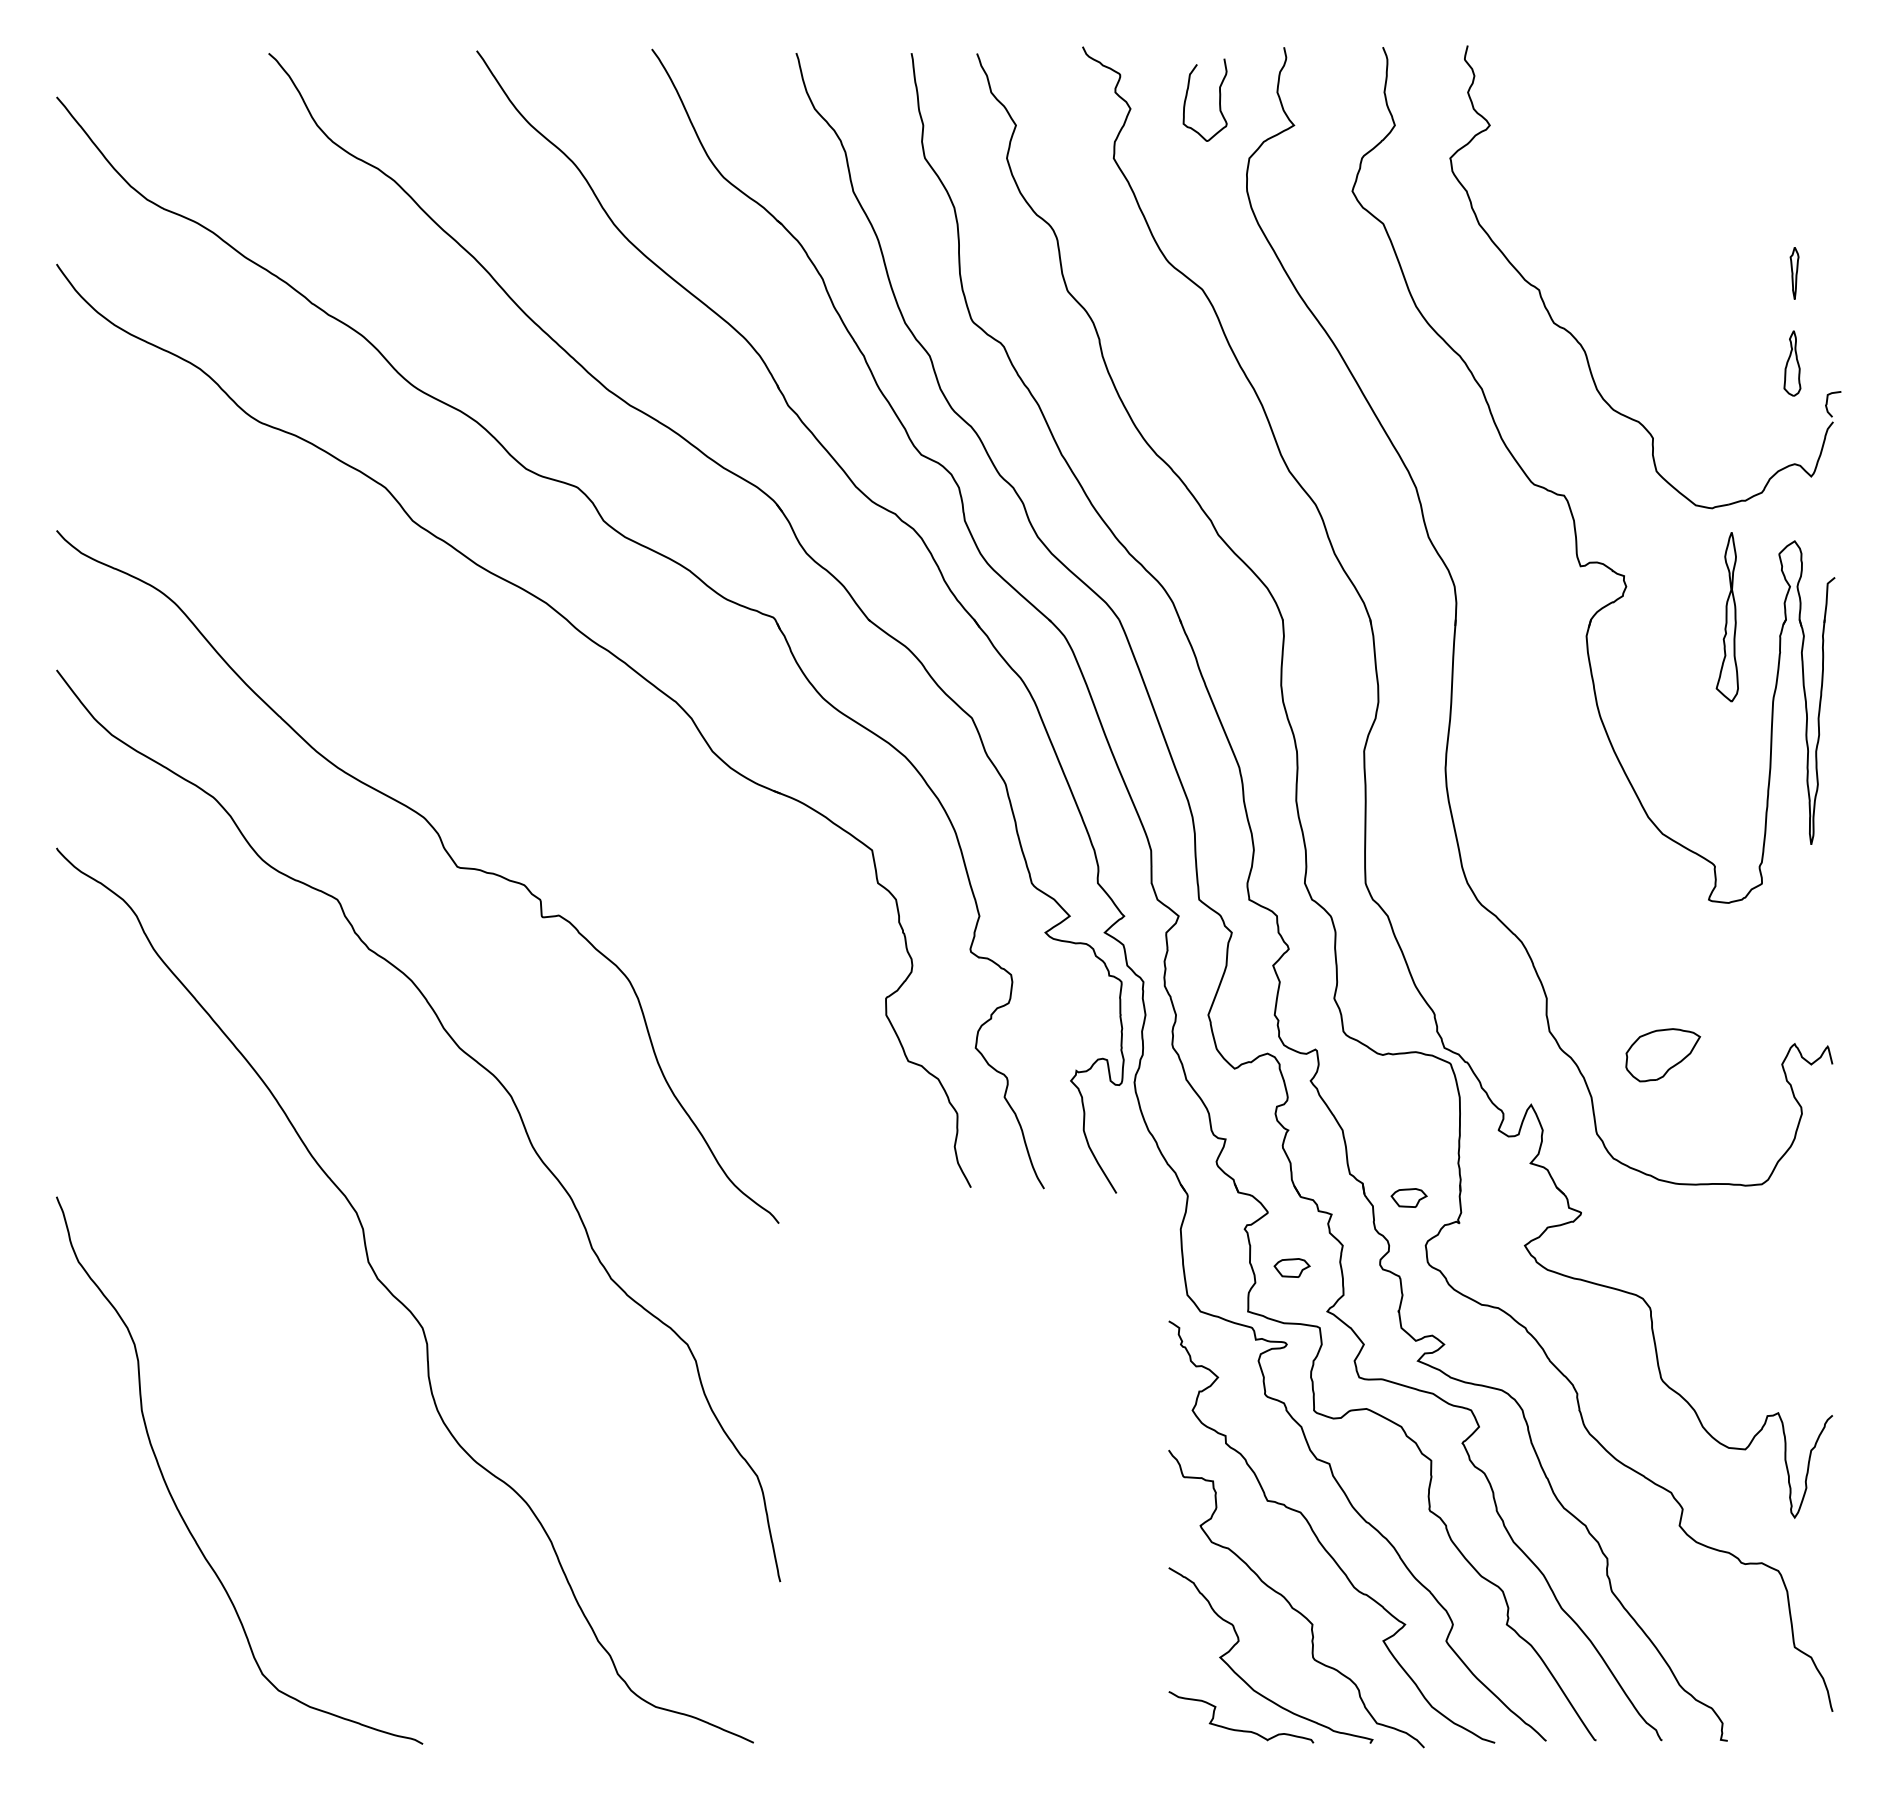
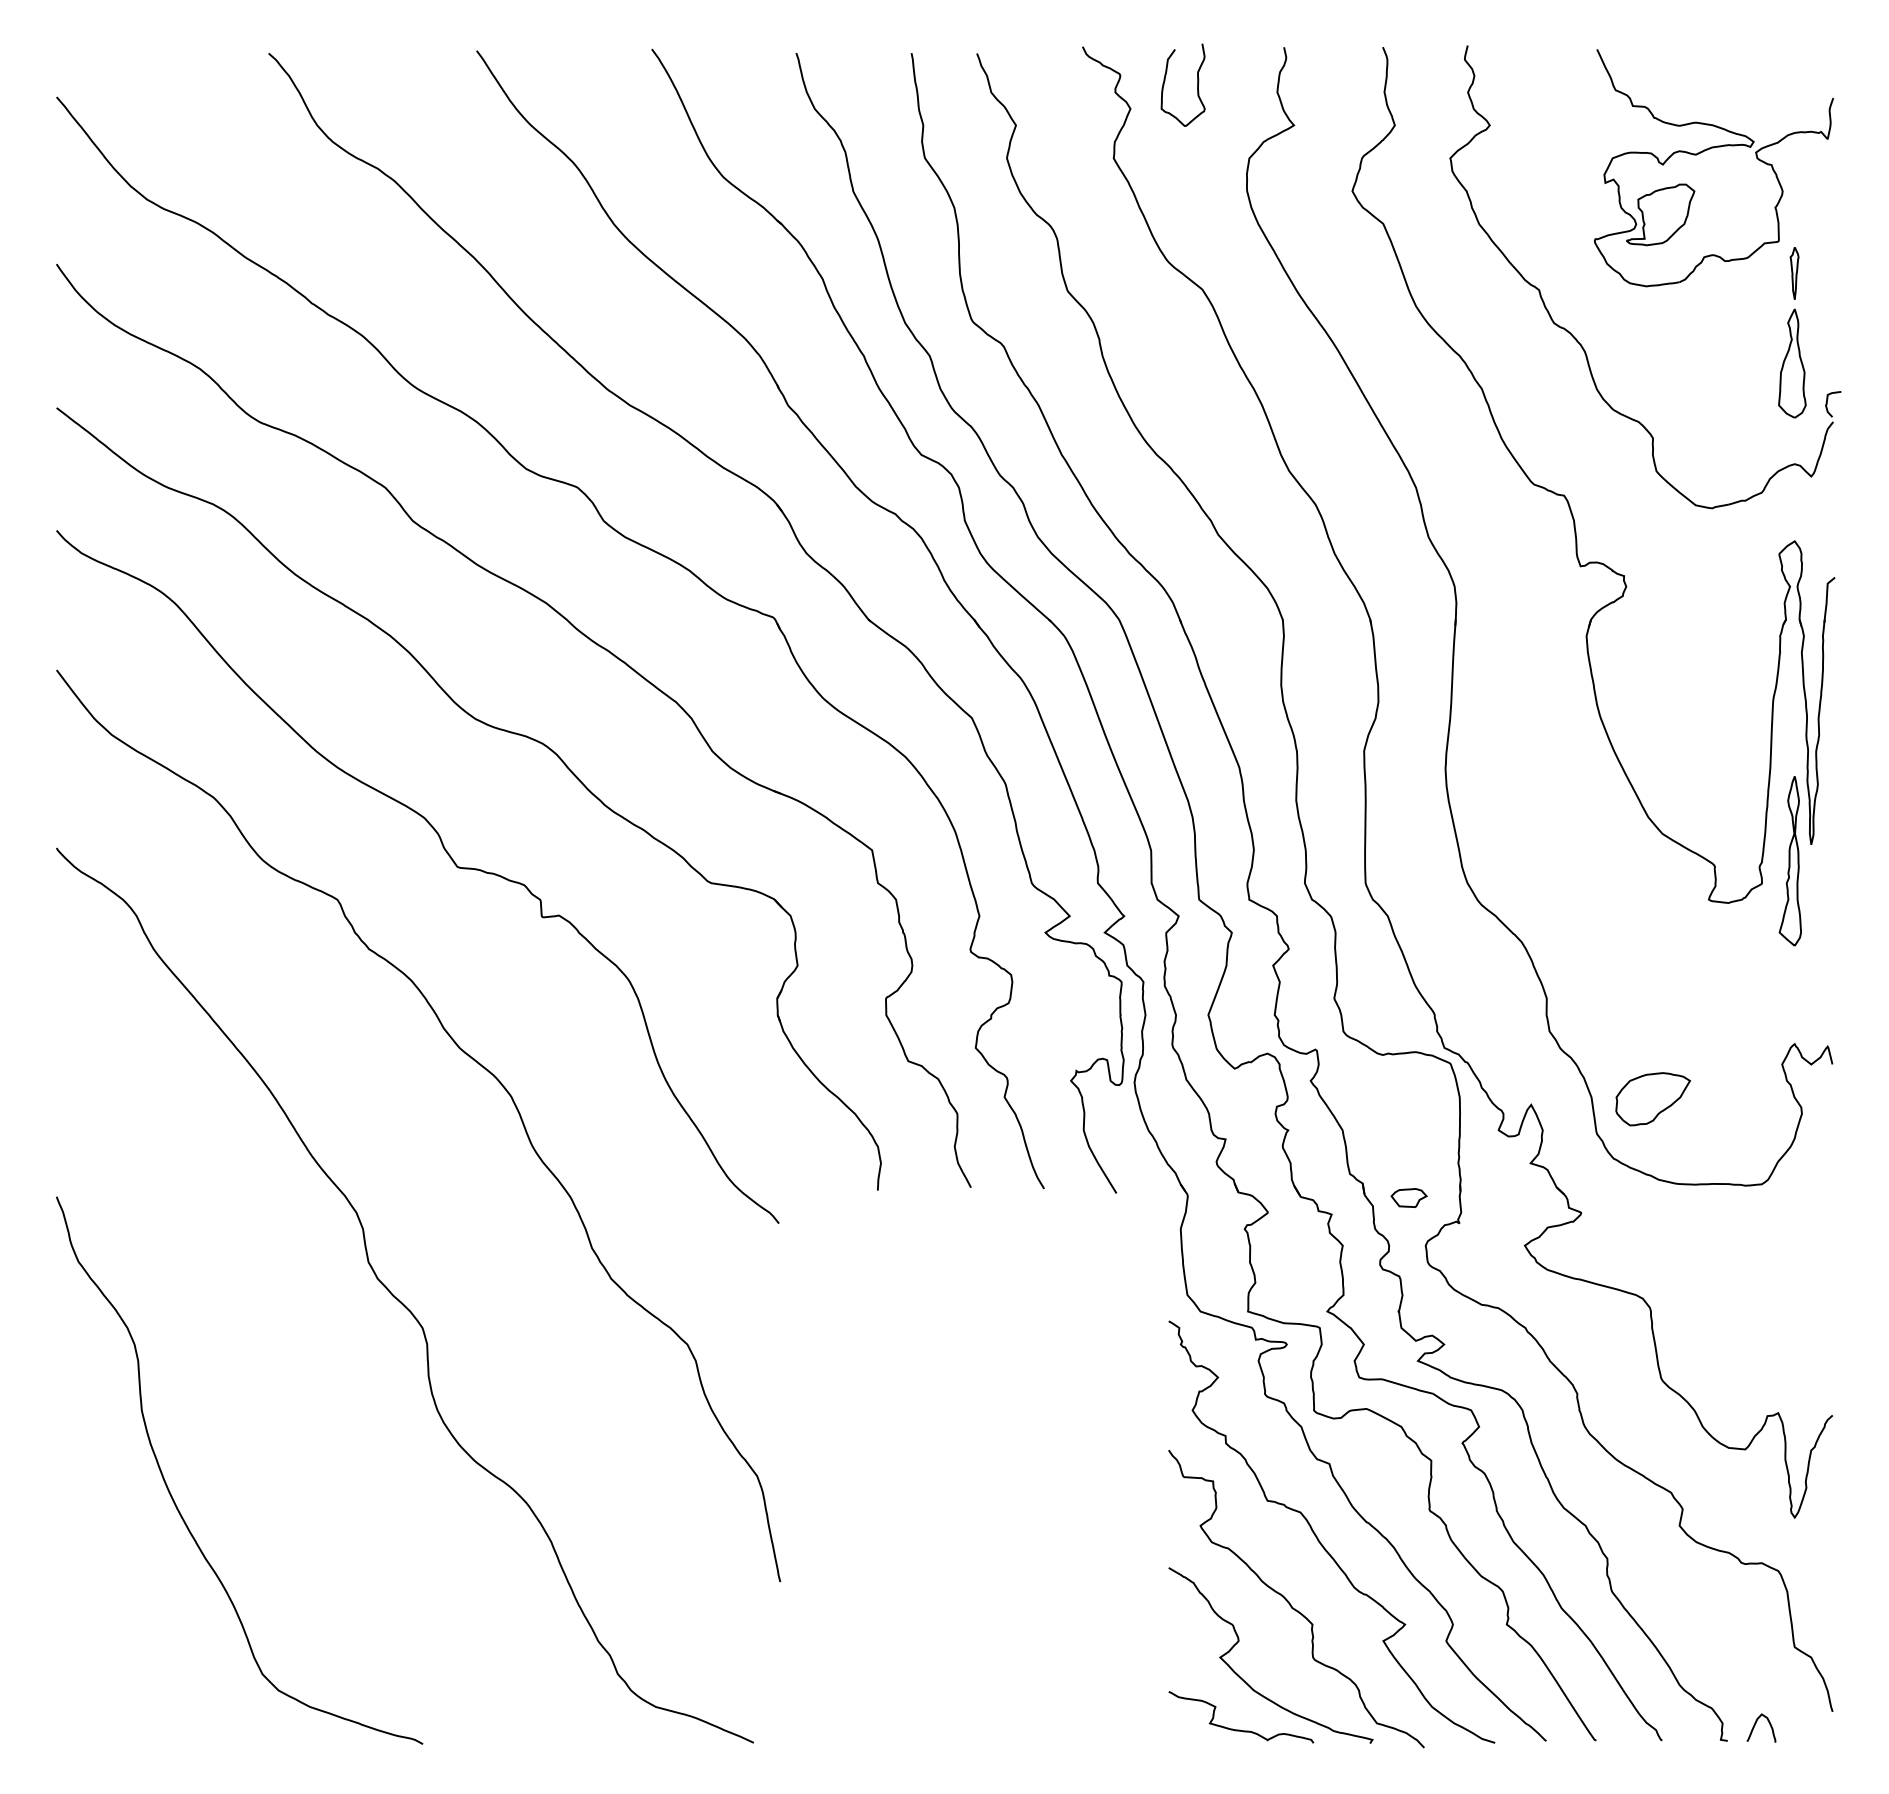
curve position: (1219, 99) -> (1197, 84) (1197, 84)
part: none -> present (1705, 151)
part size: 19x67 px -> 29x111 px (1792, 363)
part position: (1726, 617) -> (1789, 861) (1789, 861)
part: none -> present (493, 728)
part position: (1663, 1055) -> (1653, 1099) (1653, 1099)
part: present -> none (1291, 1267)
curve: none -> present (1755, 1725)
